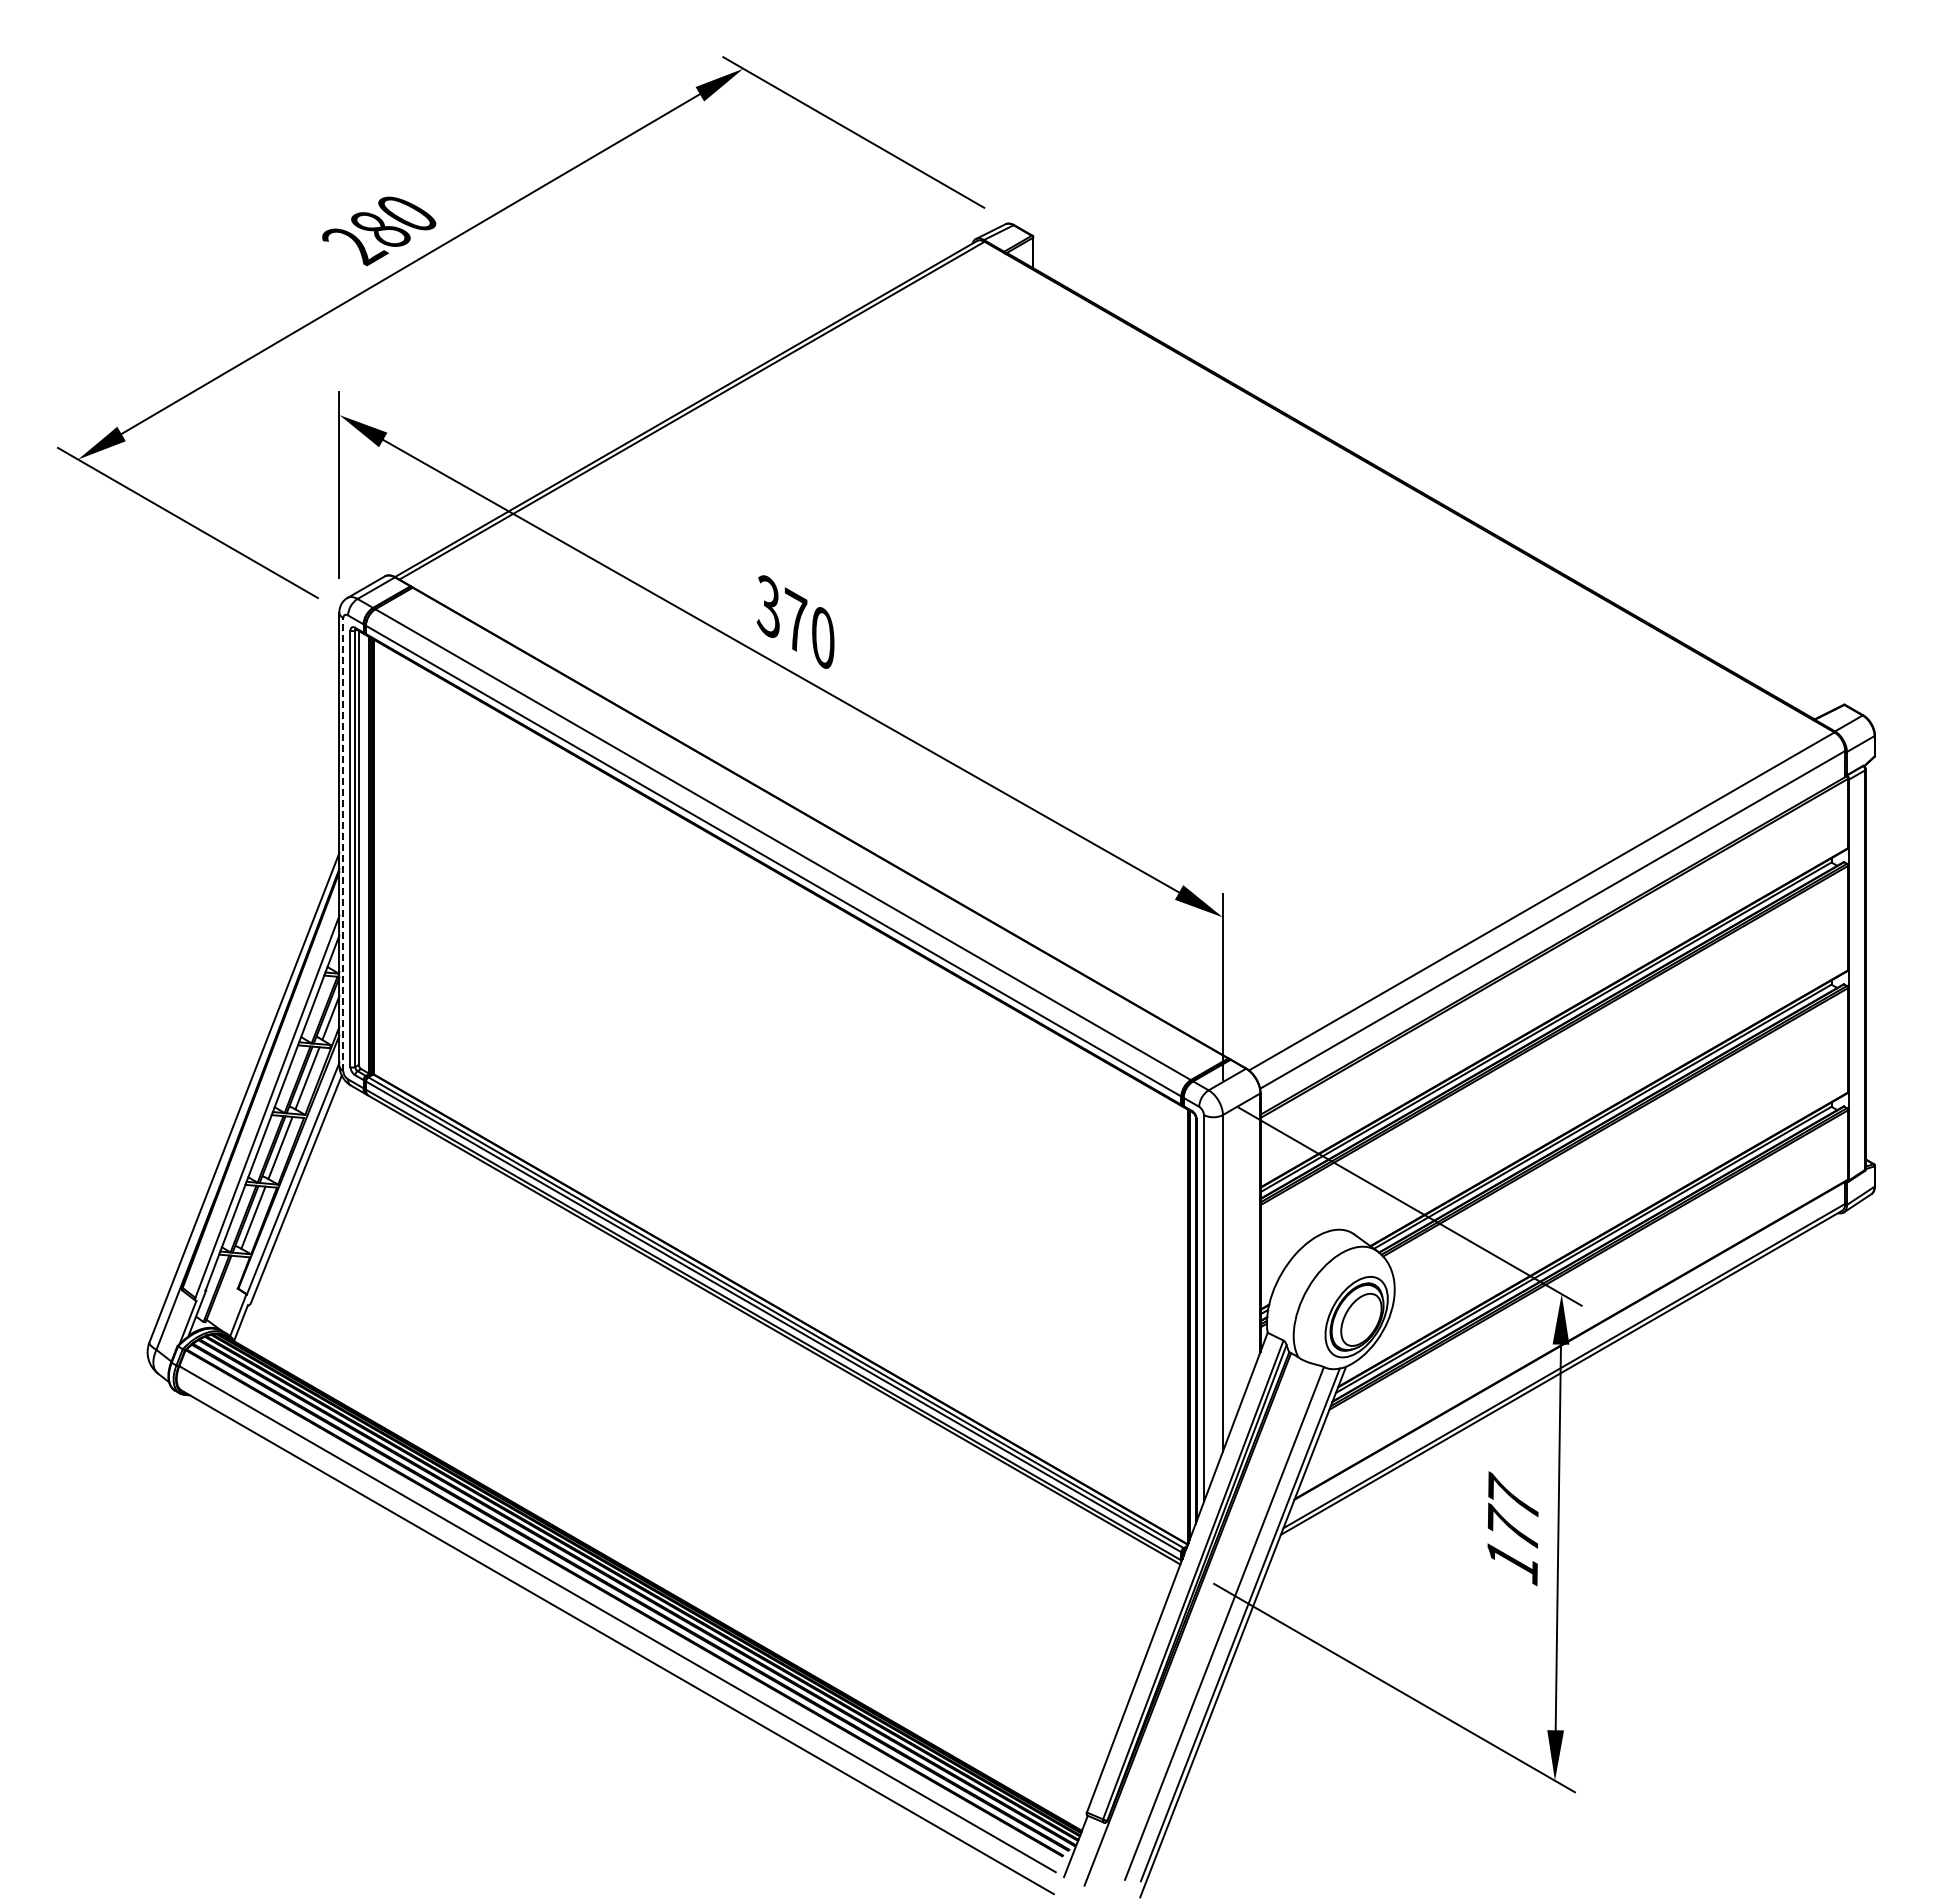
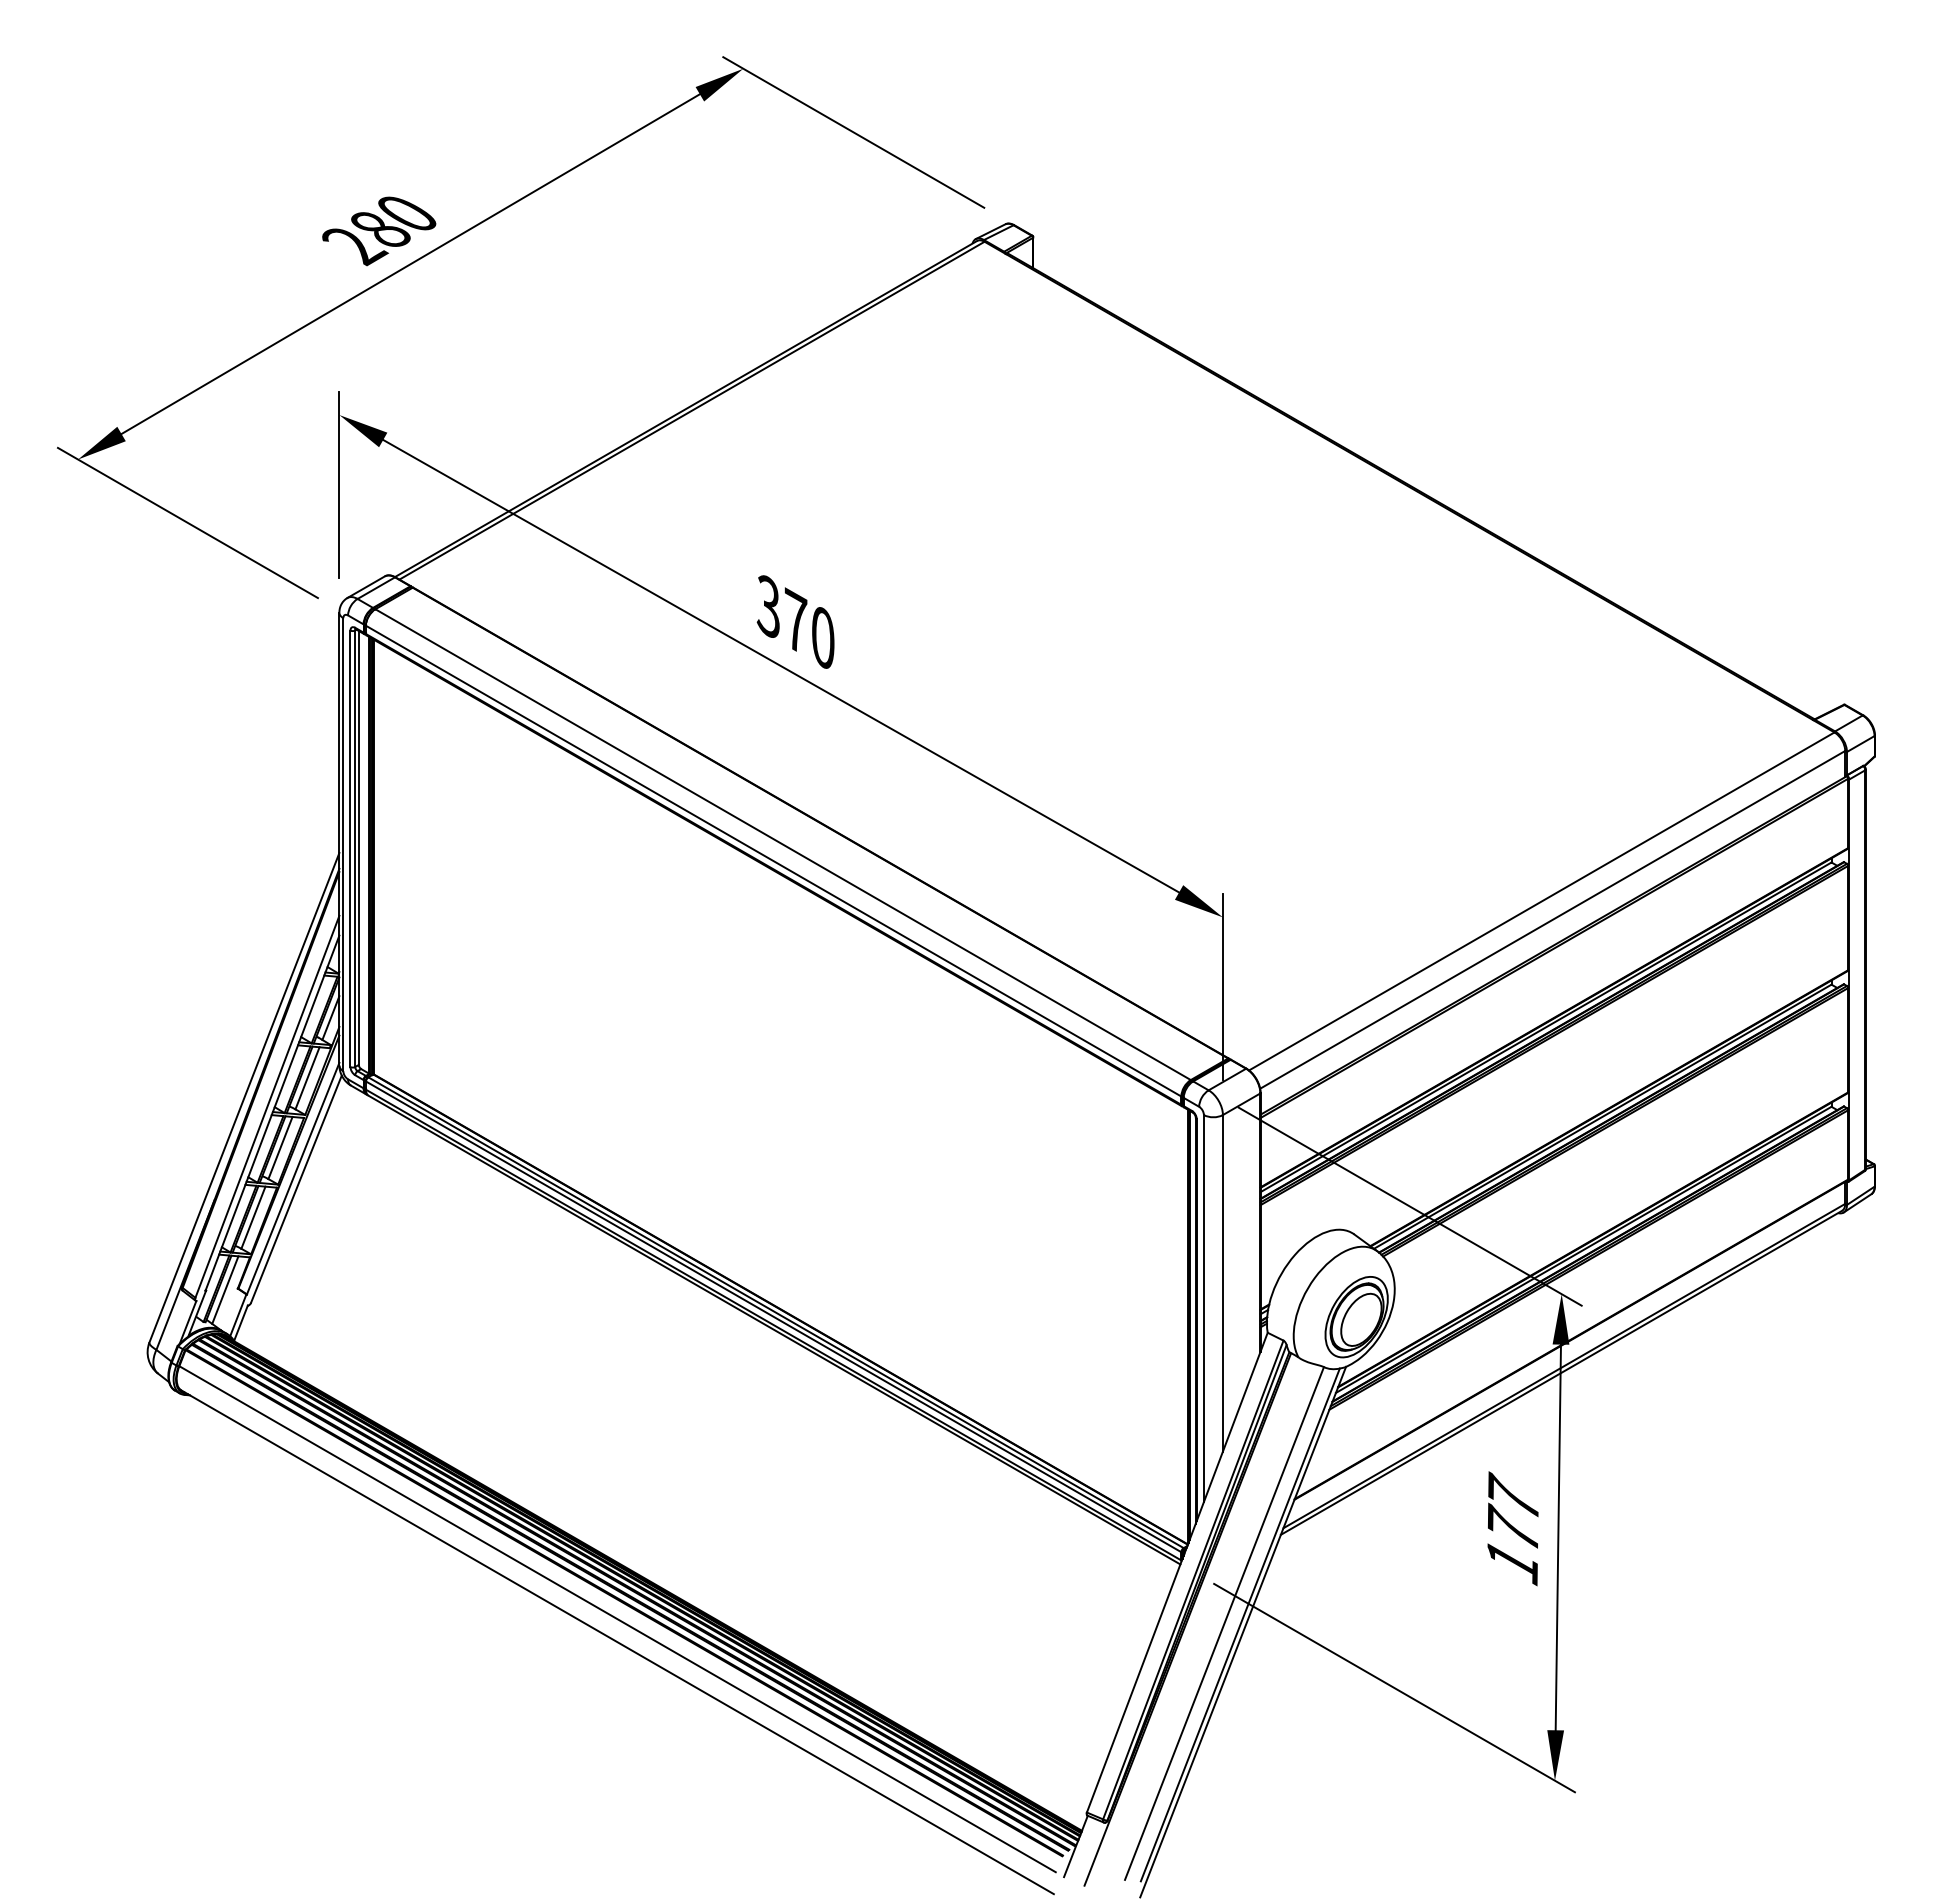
line: dashed -> solid (343, 844)
line: none -> present (225, 1289)
